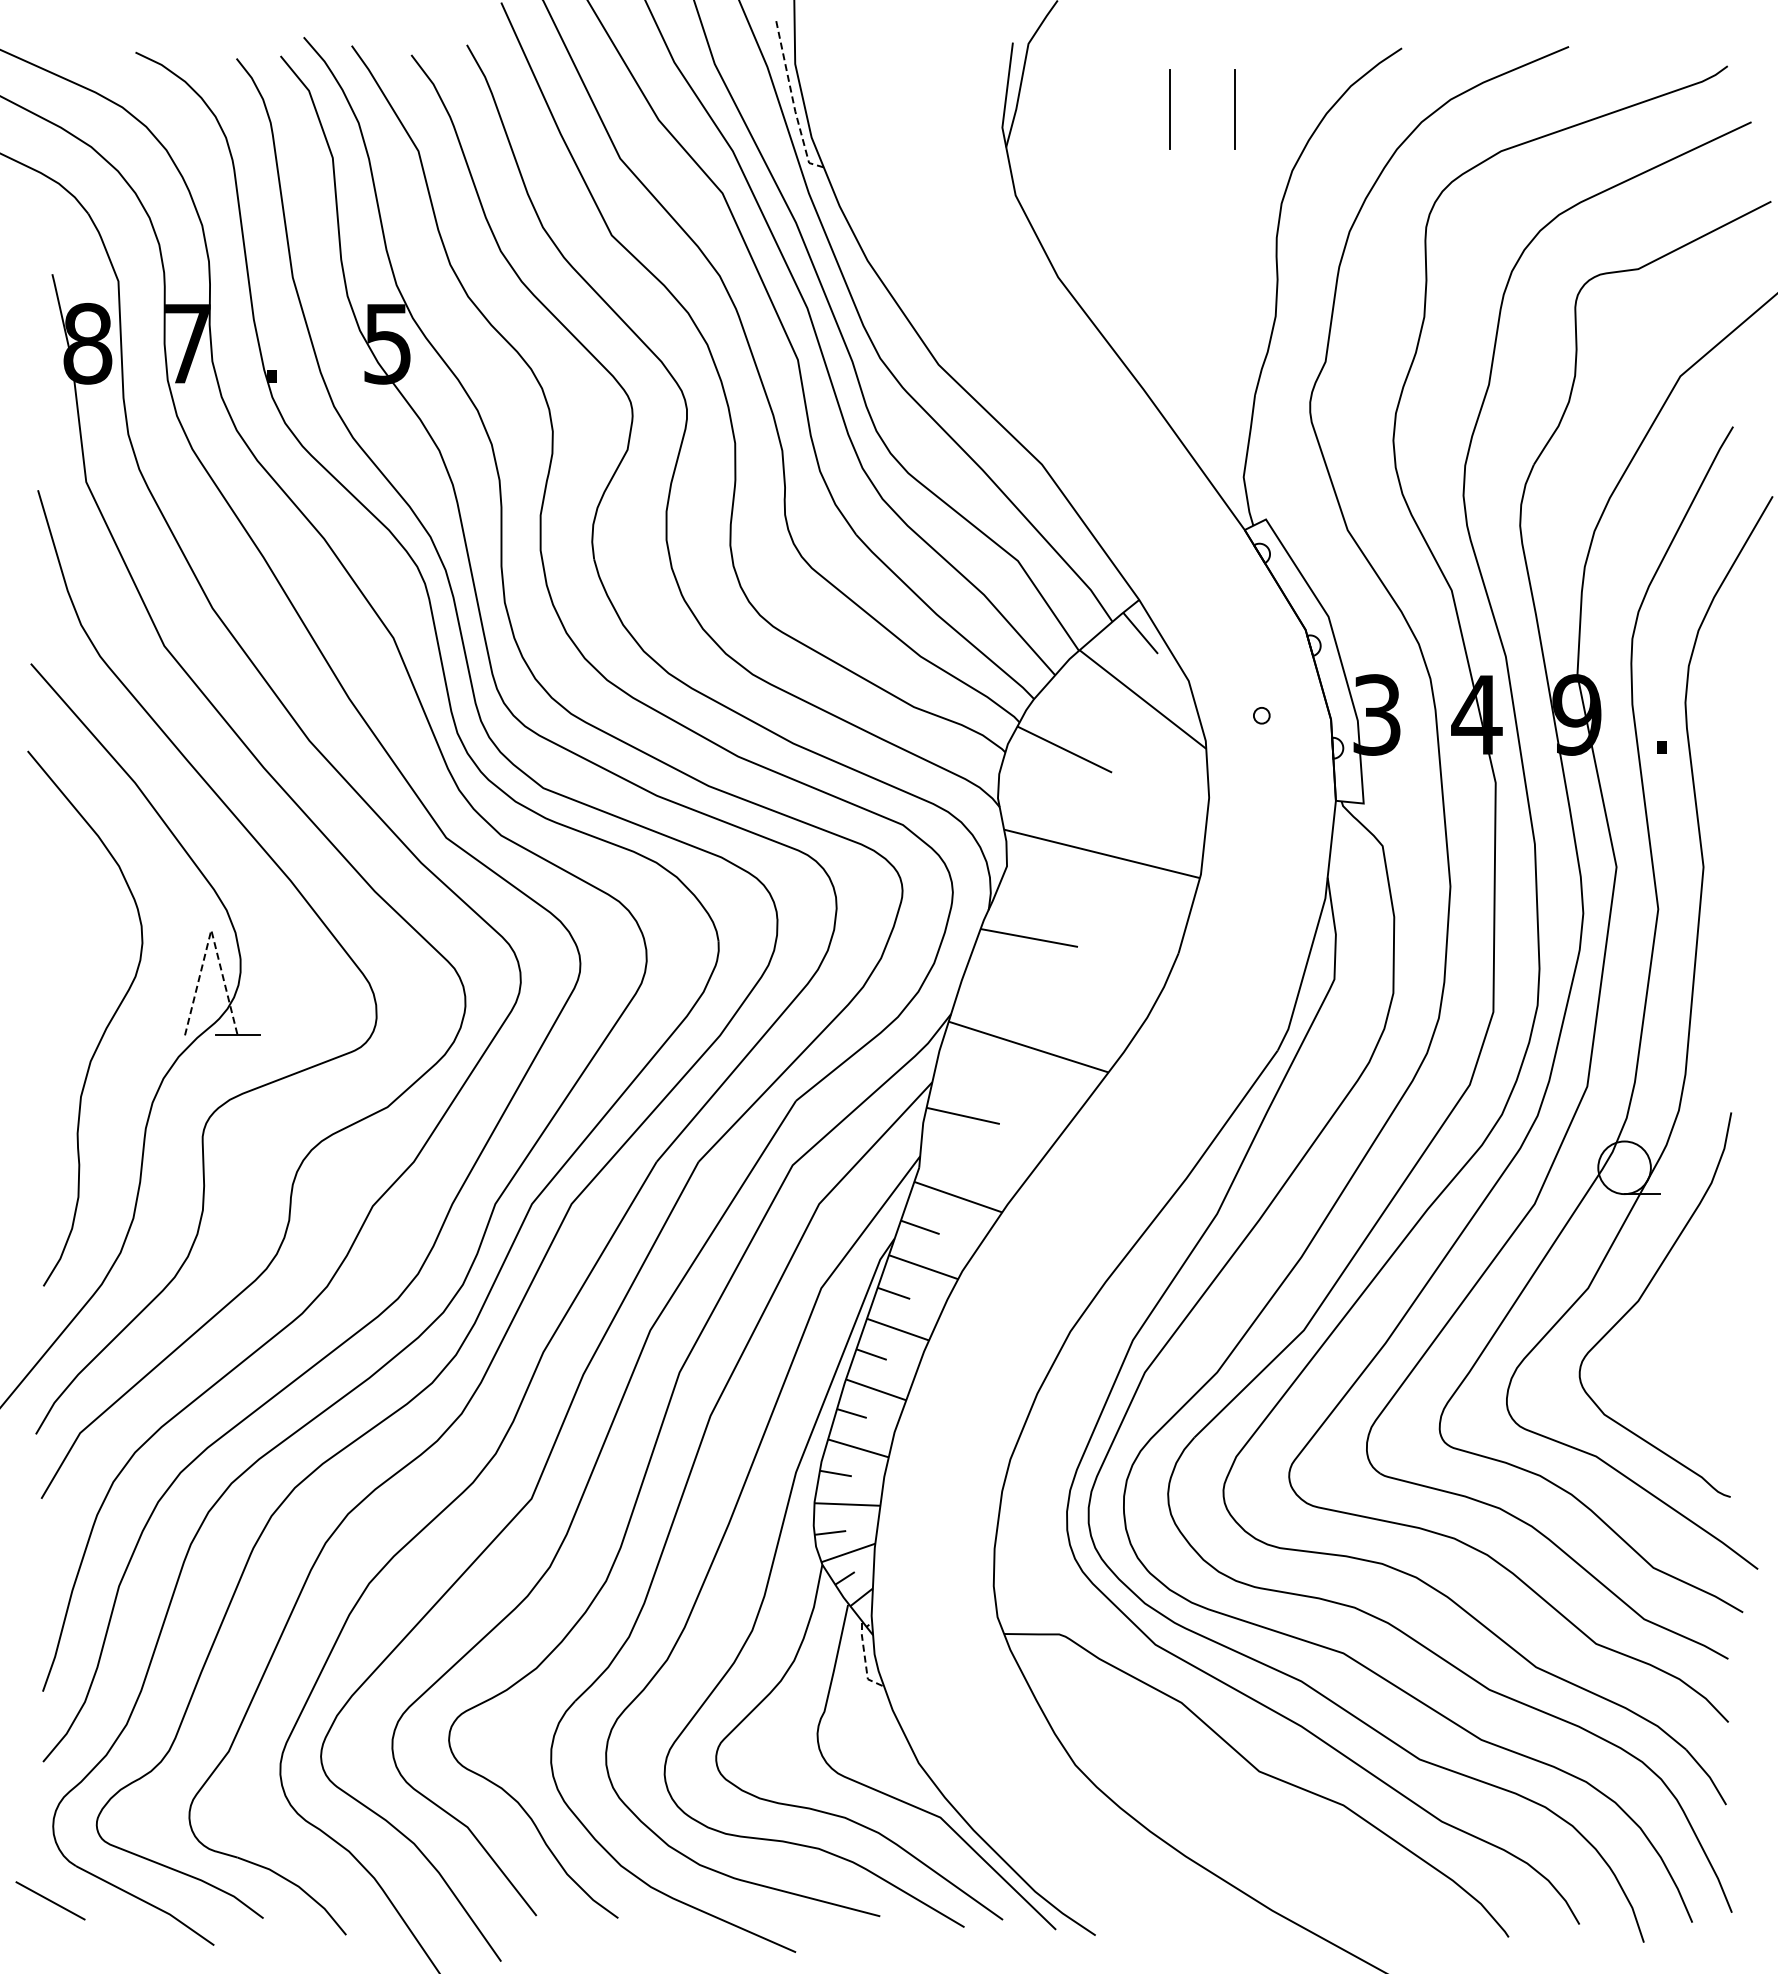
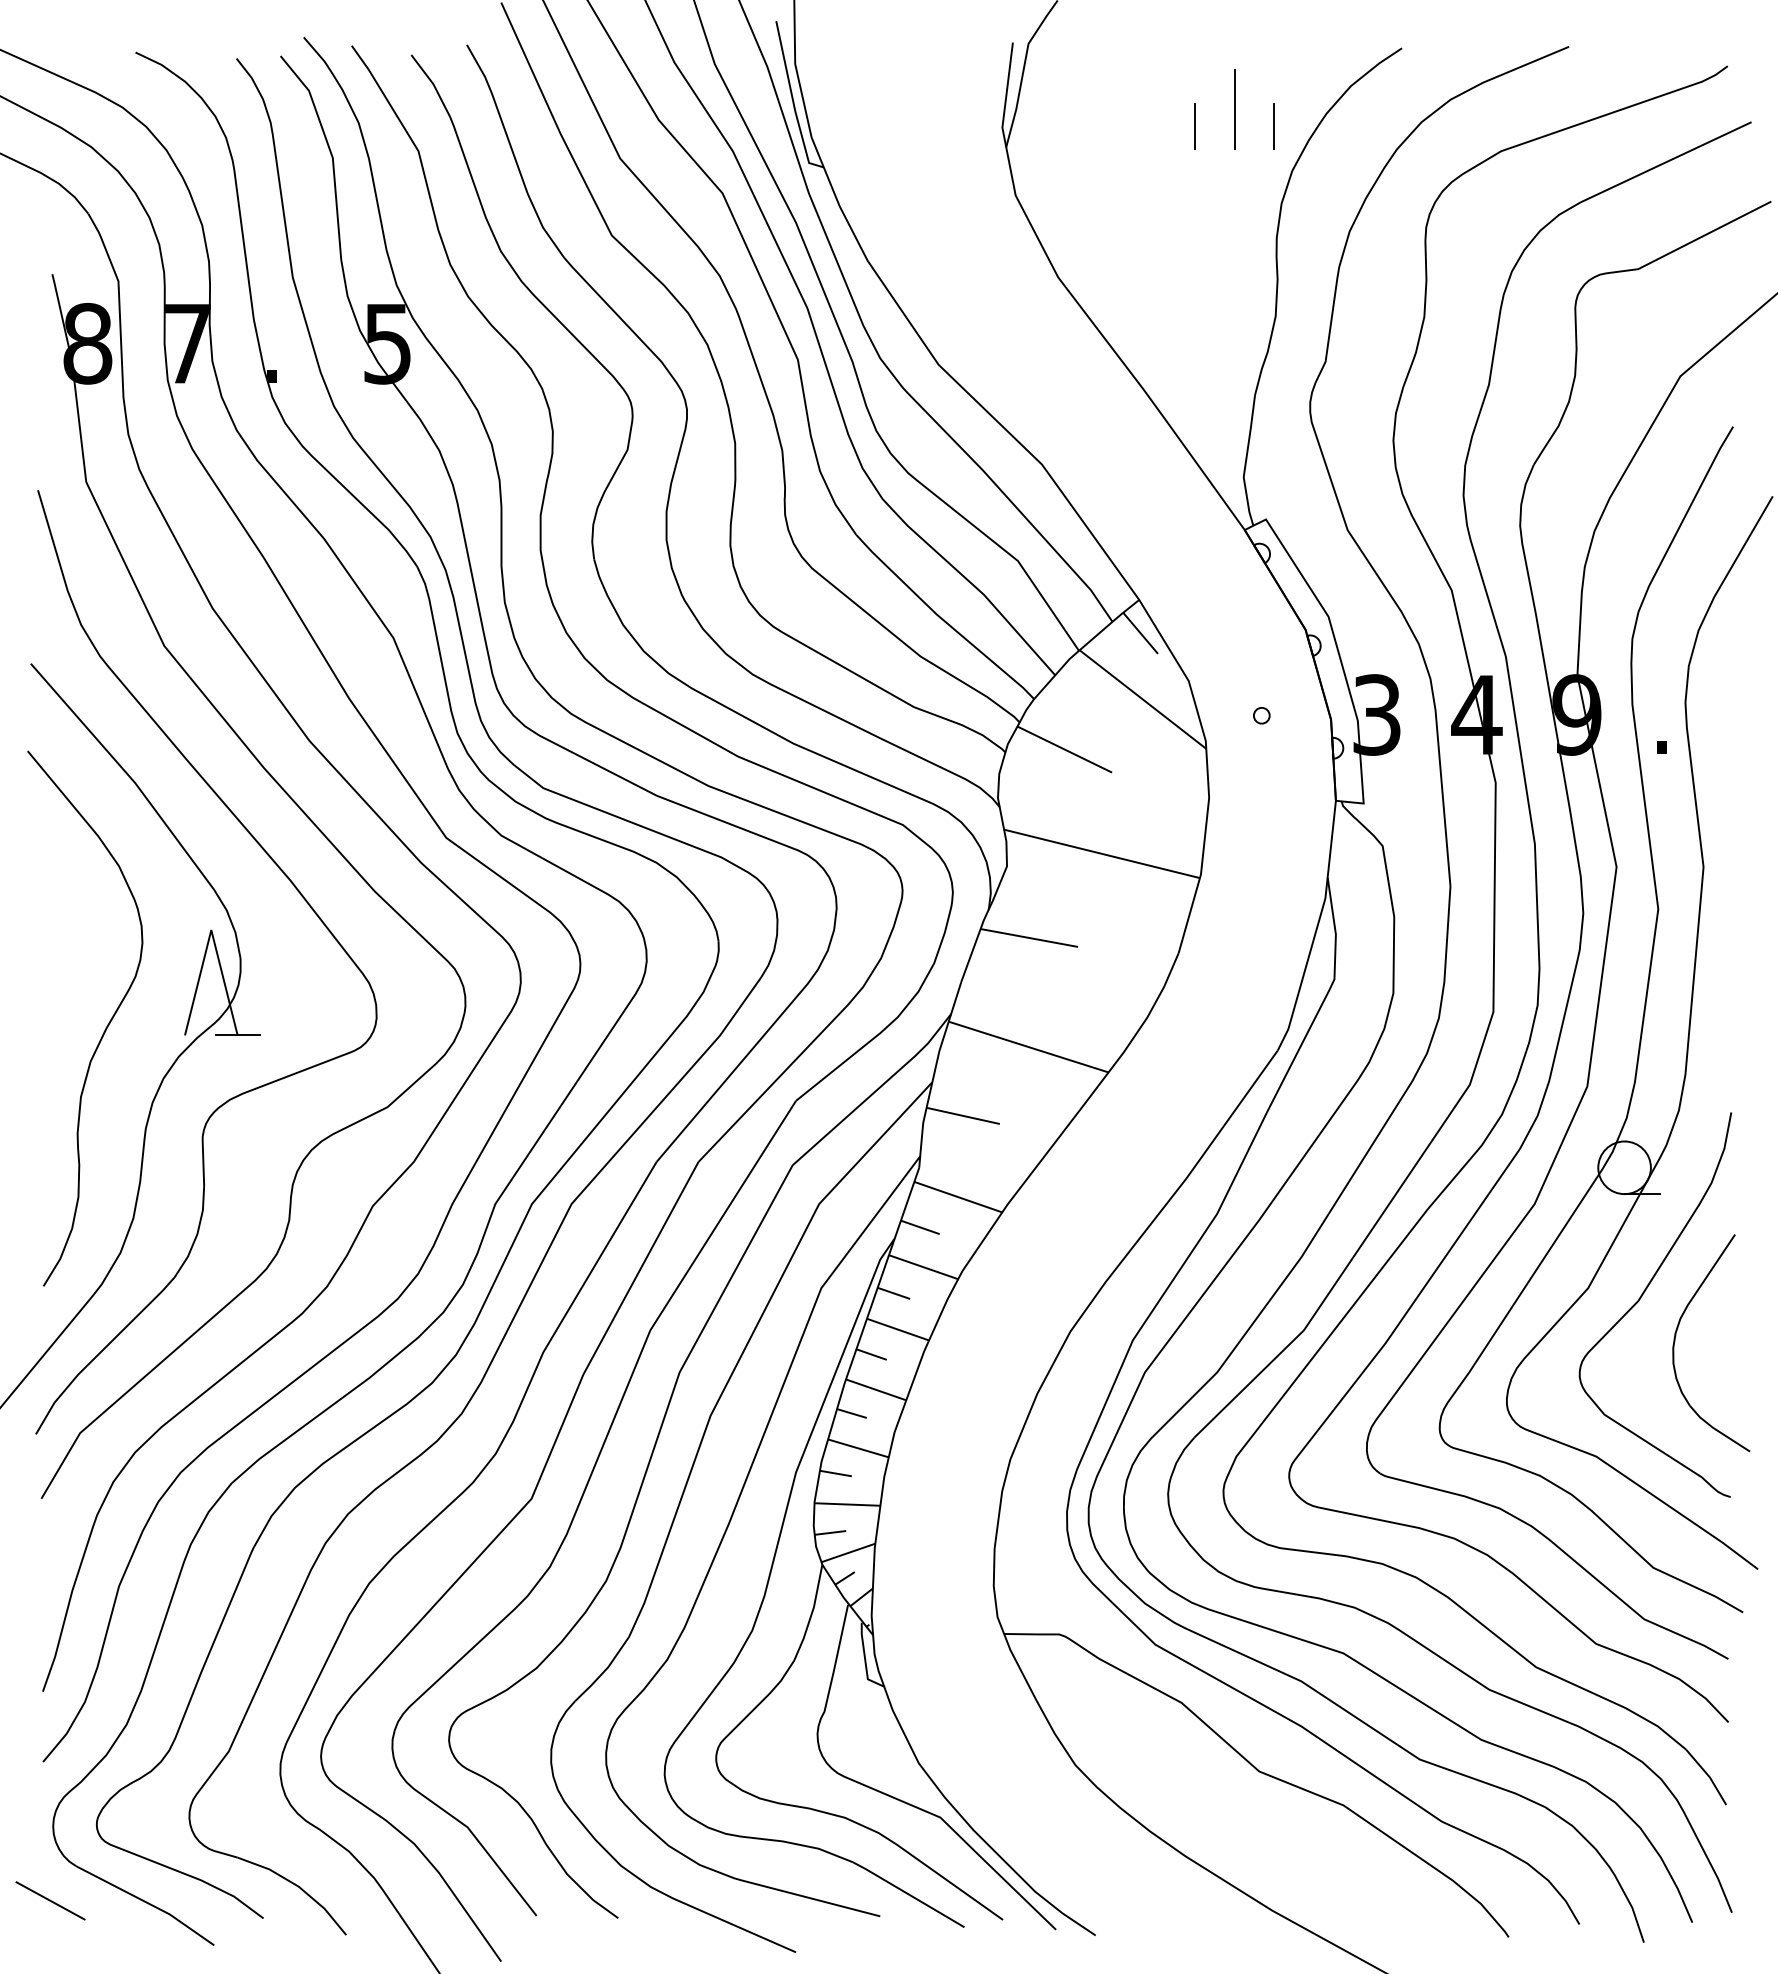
line: dashed -> solid (793, 101)
line: present -> none (1169, 109)
line: none -> present (1195, 126)
line: none -> present (1274, 126)
line: dashed -> solid (211, 930)
part: none -> present (1676, 1335)
line: dashed -> solid (865, 1659)
